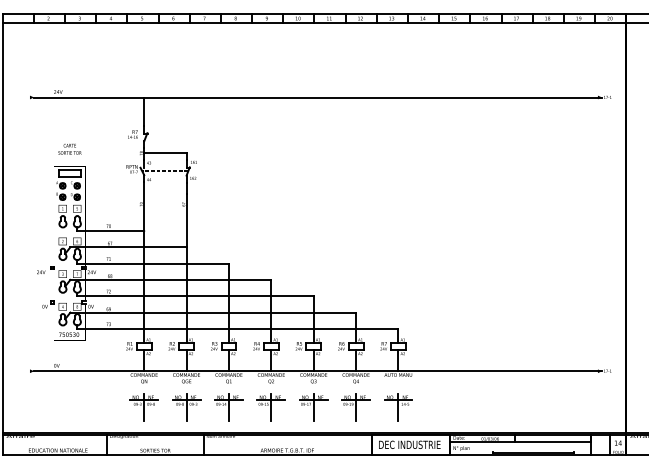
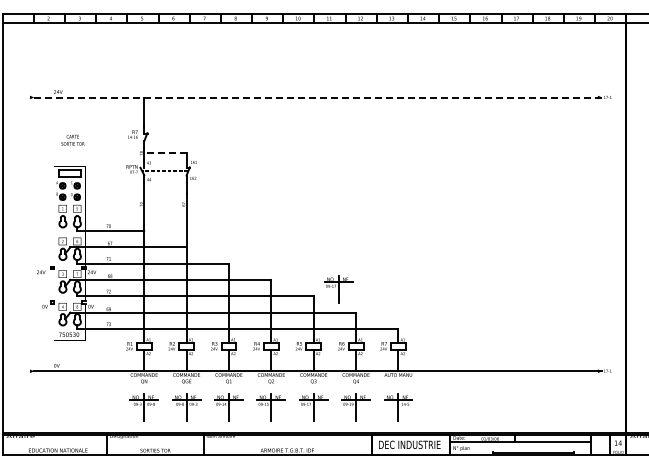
line: solid -> dashed (318, 97)
text position: (69, 148) -> (72, 139) (72, 139)
line: solid -> dashed (164, 152)
part: none -> present (338, 289)
